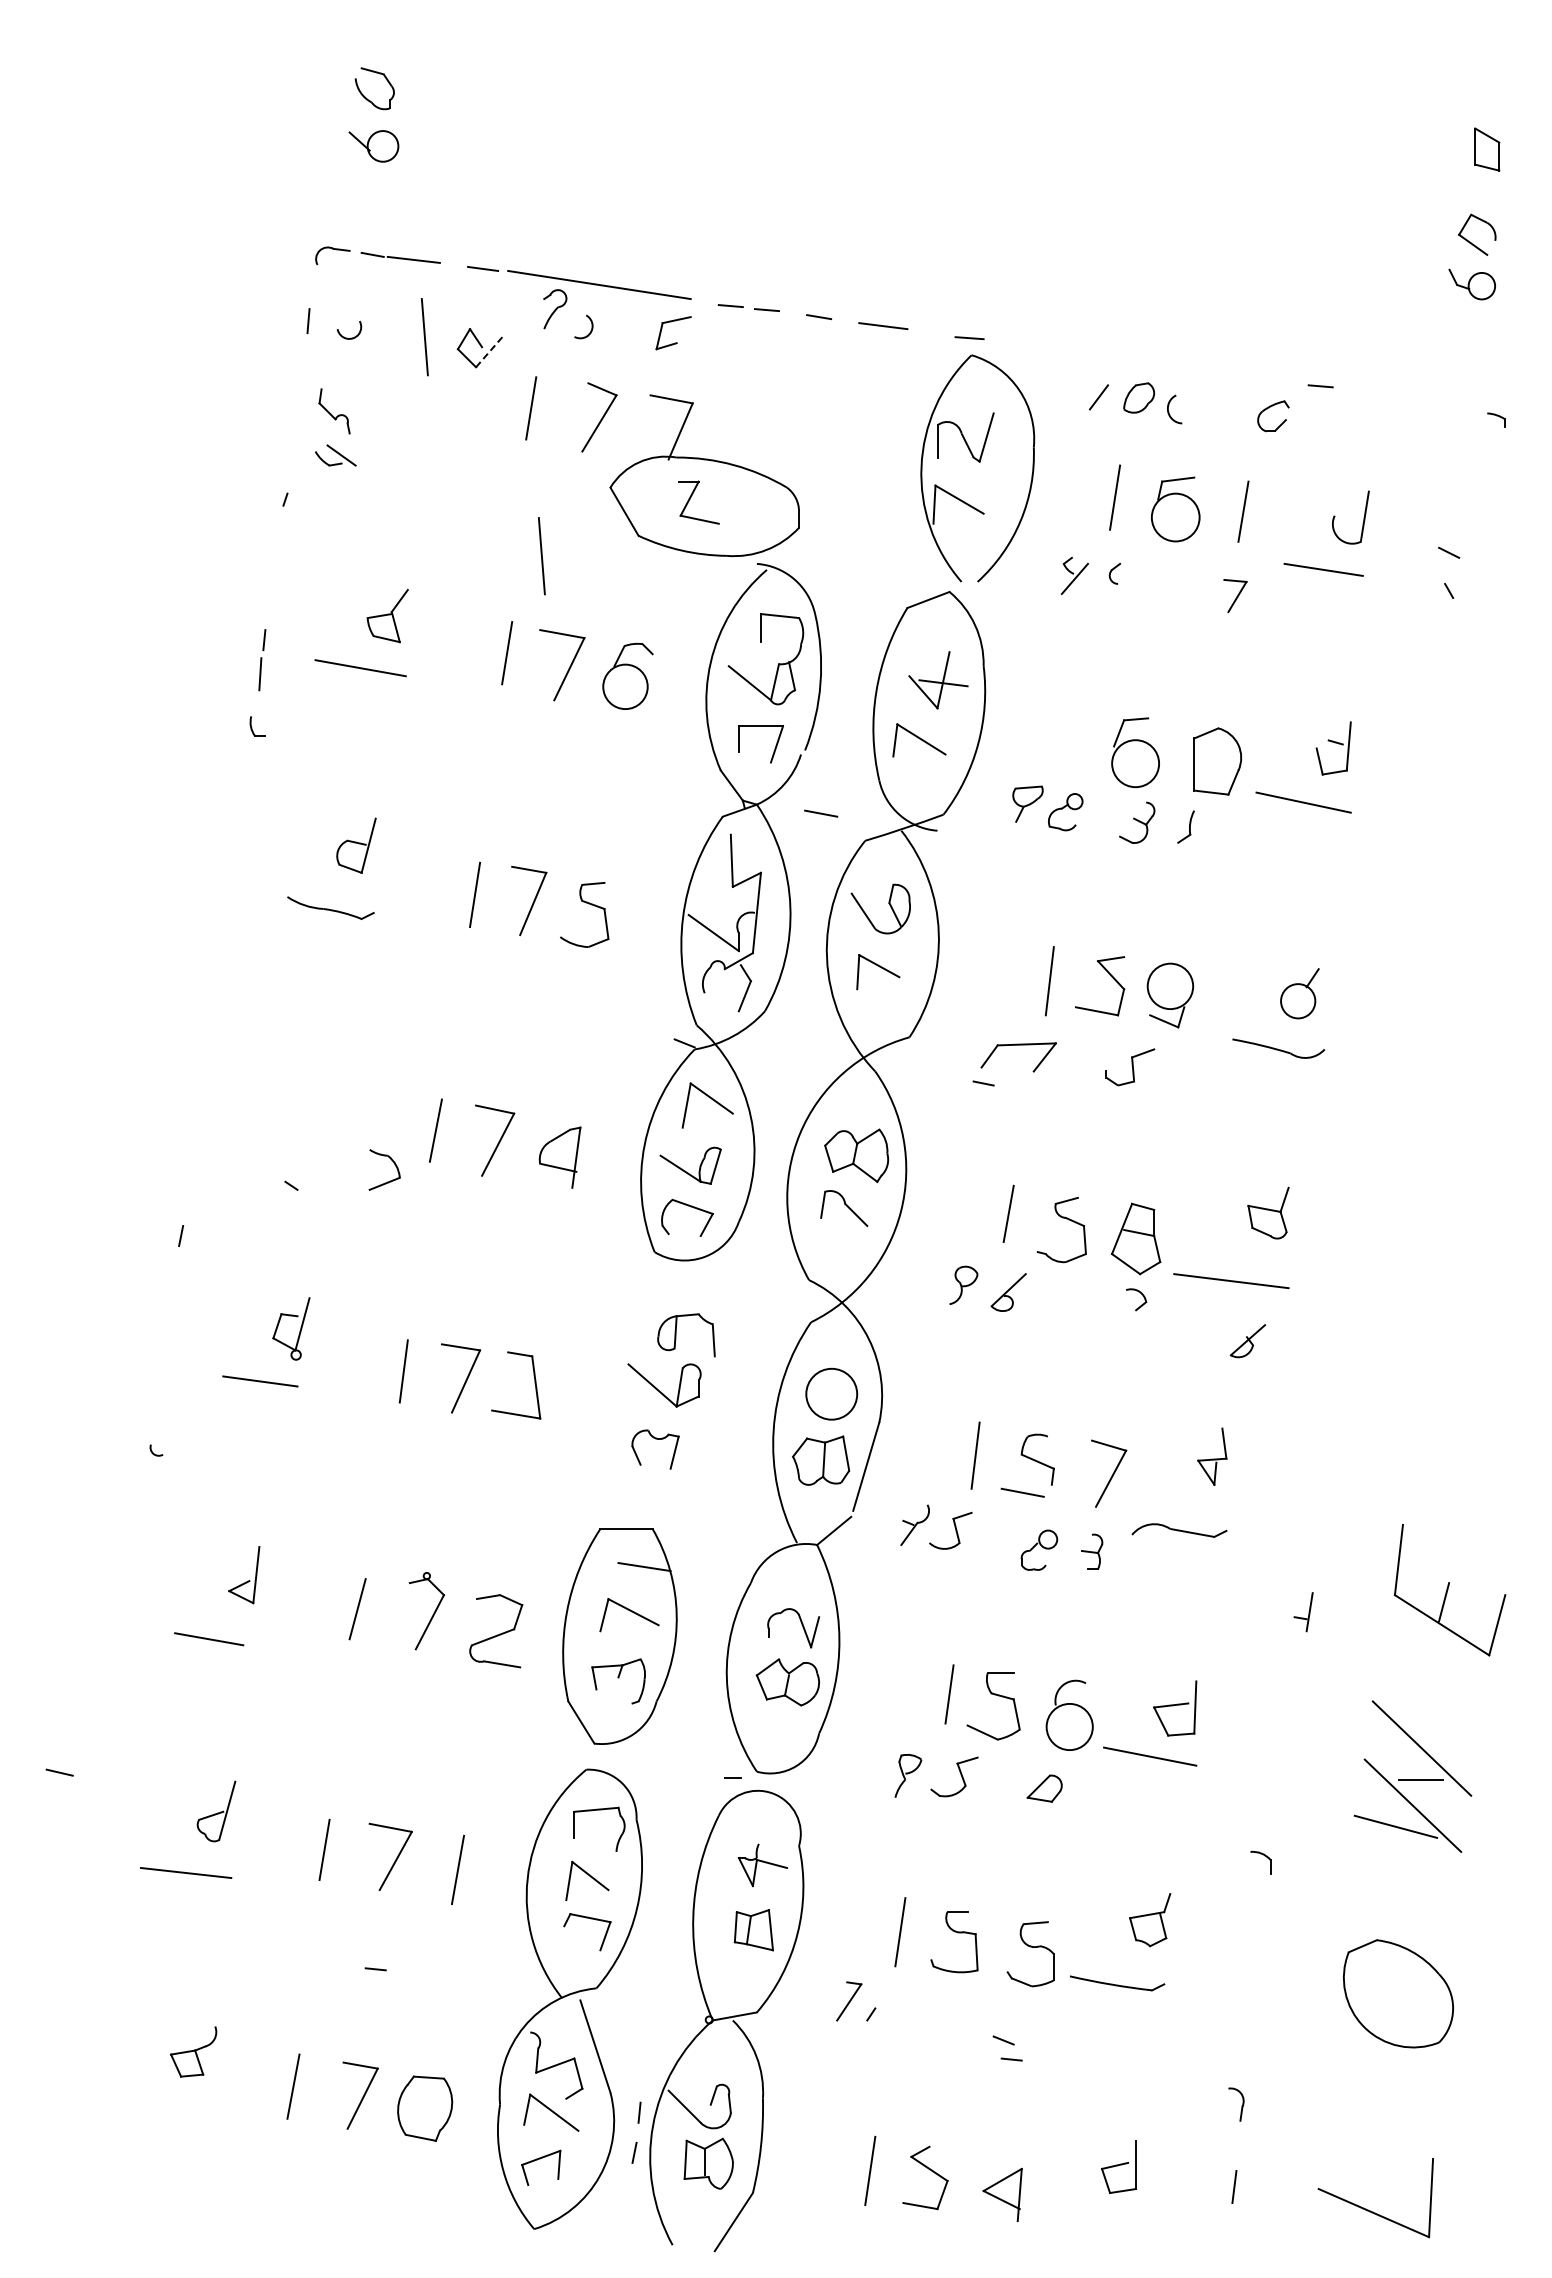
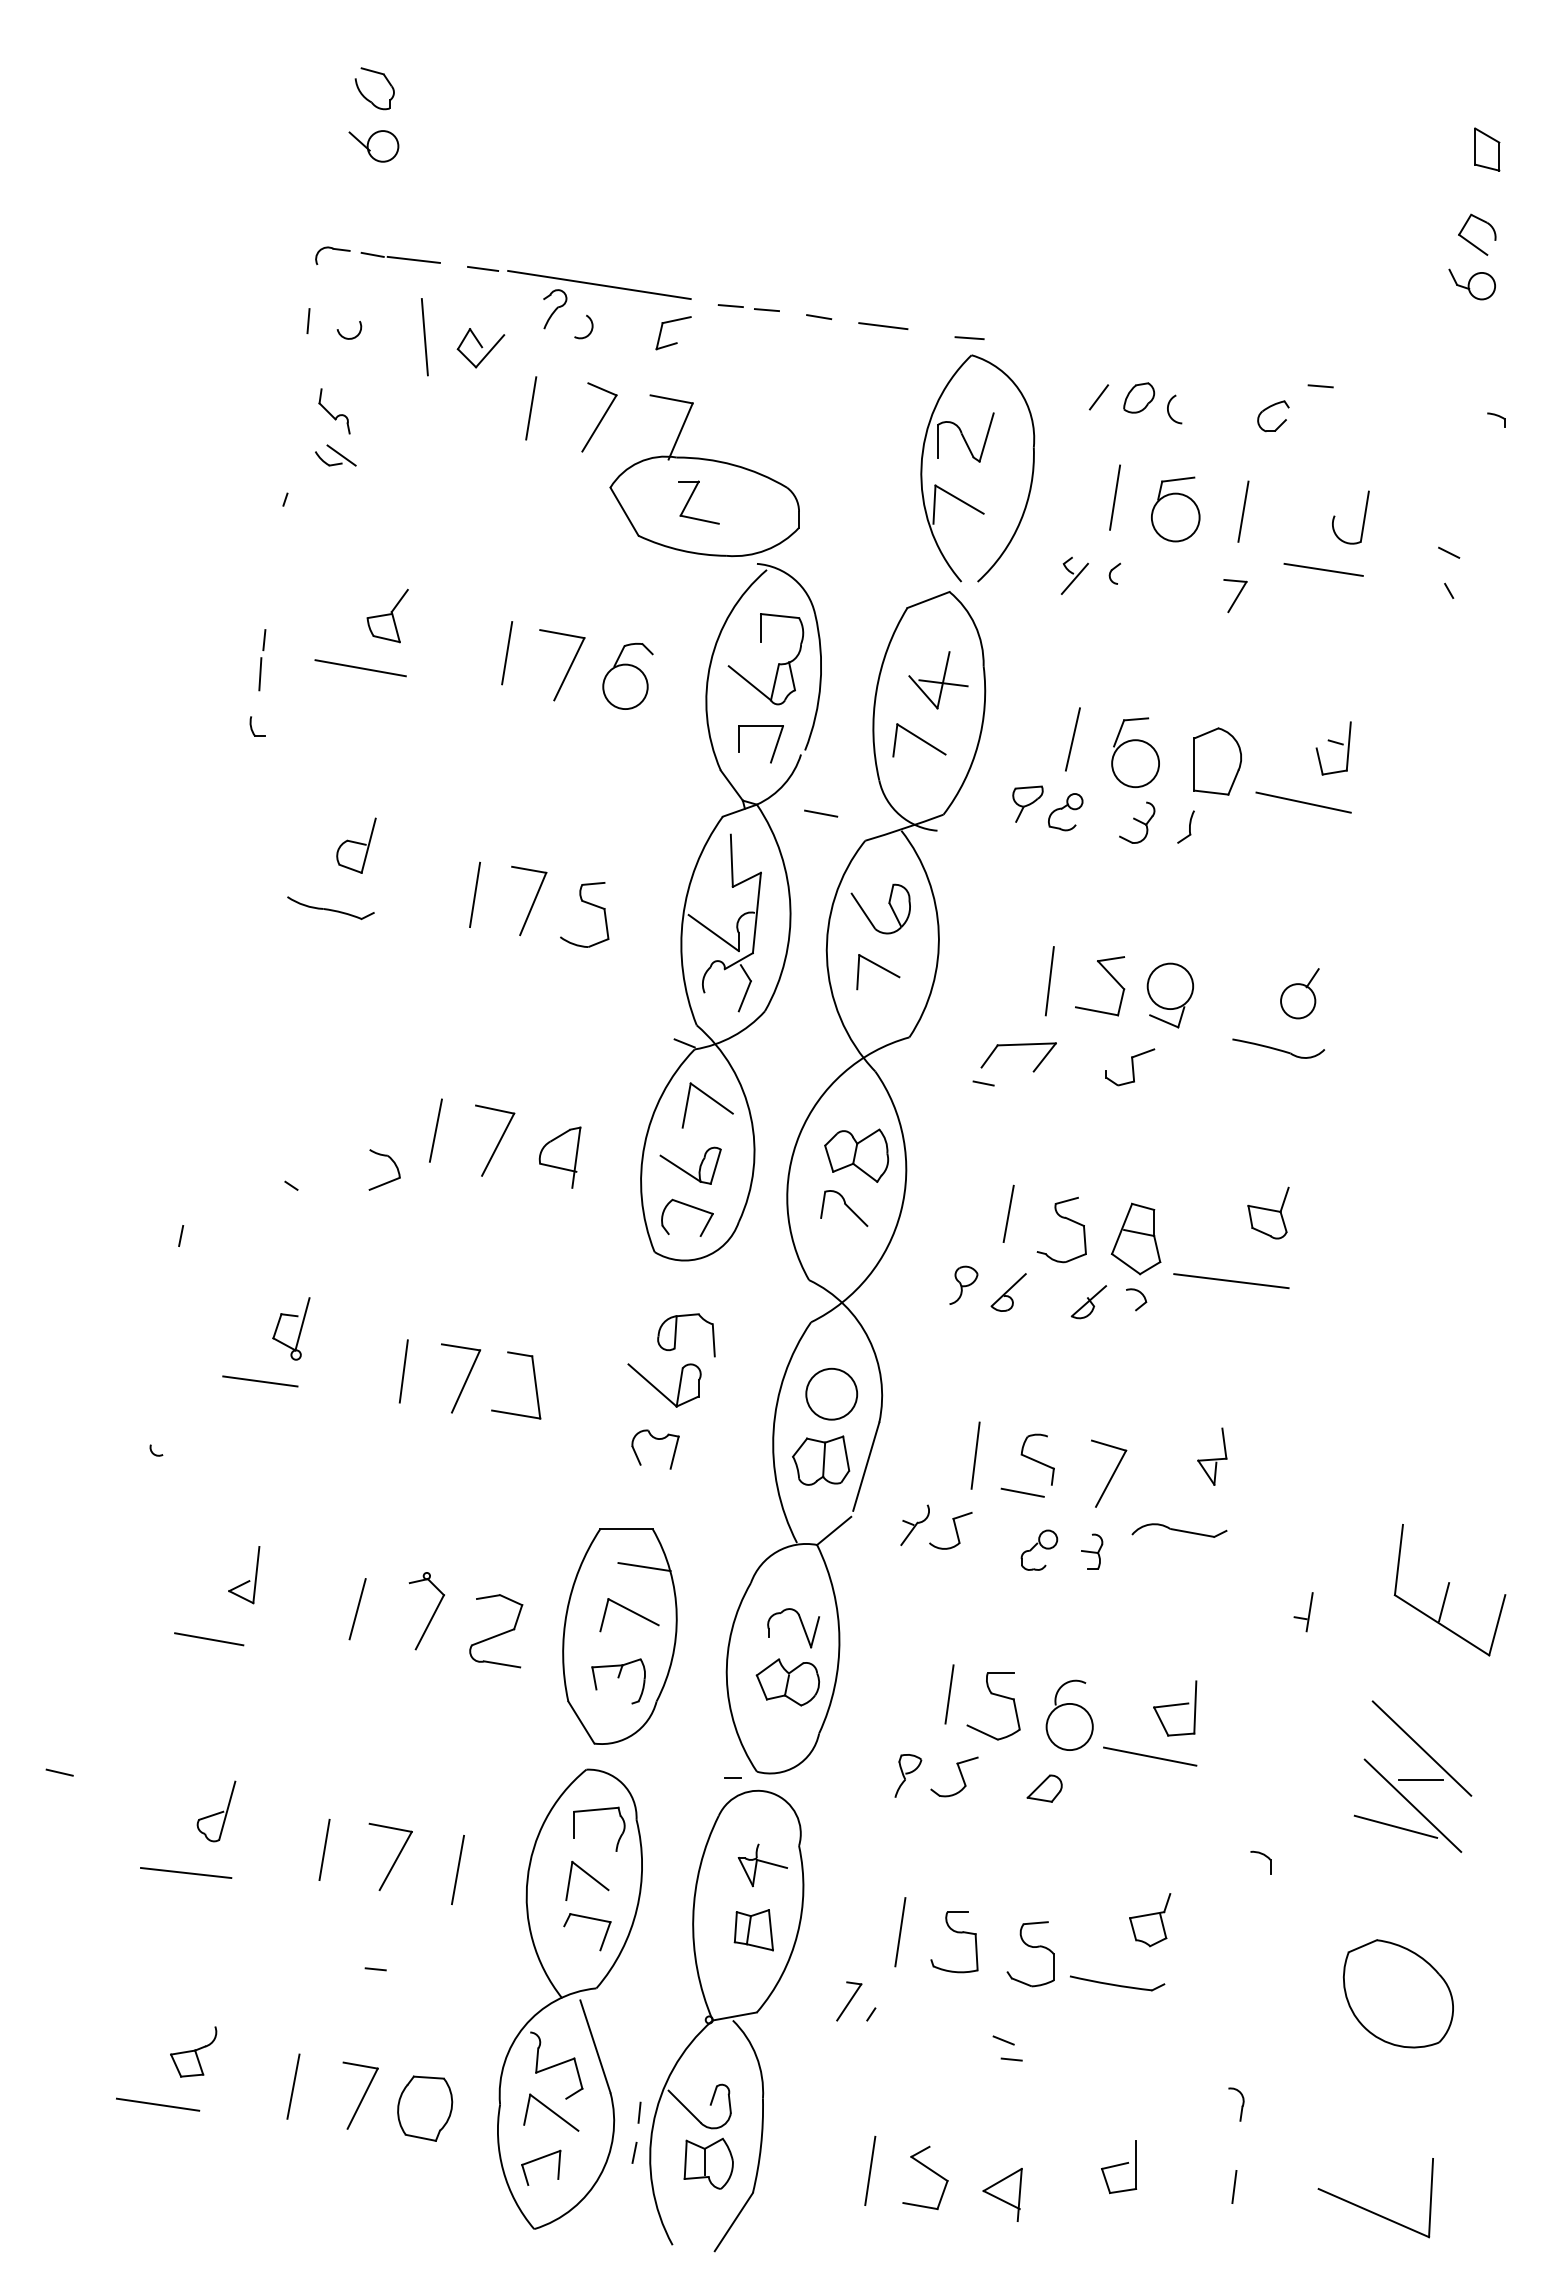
line: dashed -> solid (490, 350)
line: present -> none (541, 556)
line: none -> present (1072, 739)
part position: (1247, 1341) -> (1088, 1302) (1088, 1302)
line: none -> present (157, 2104)
